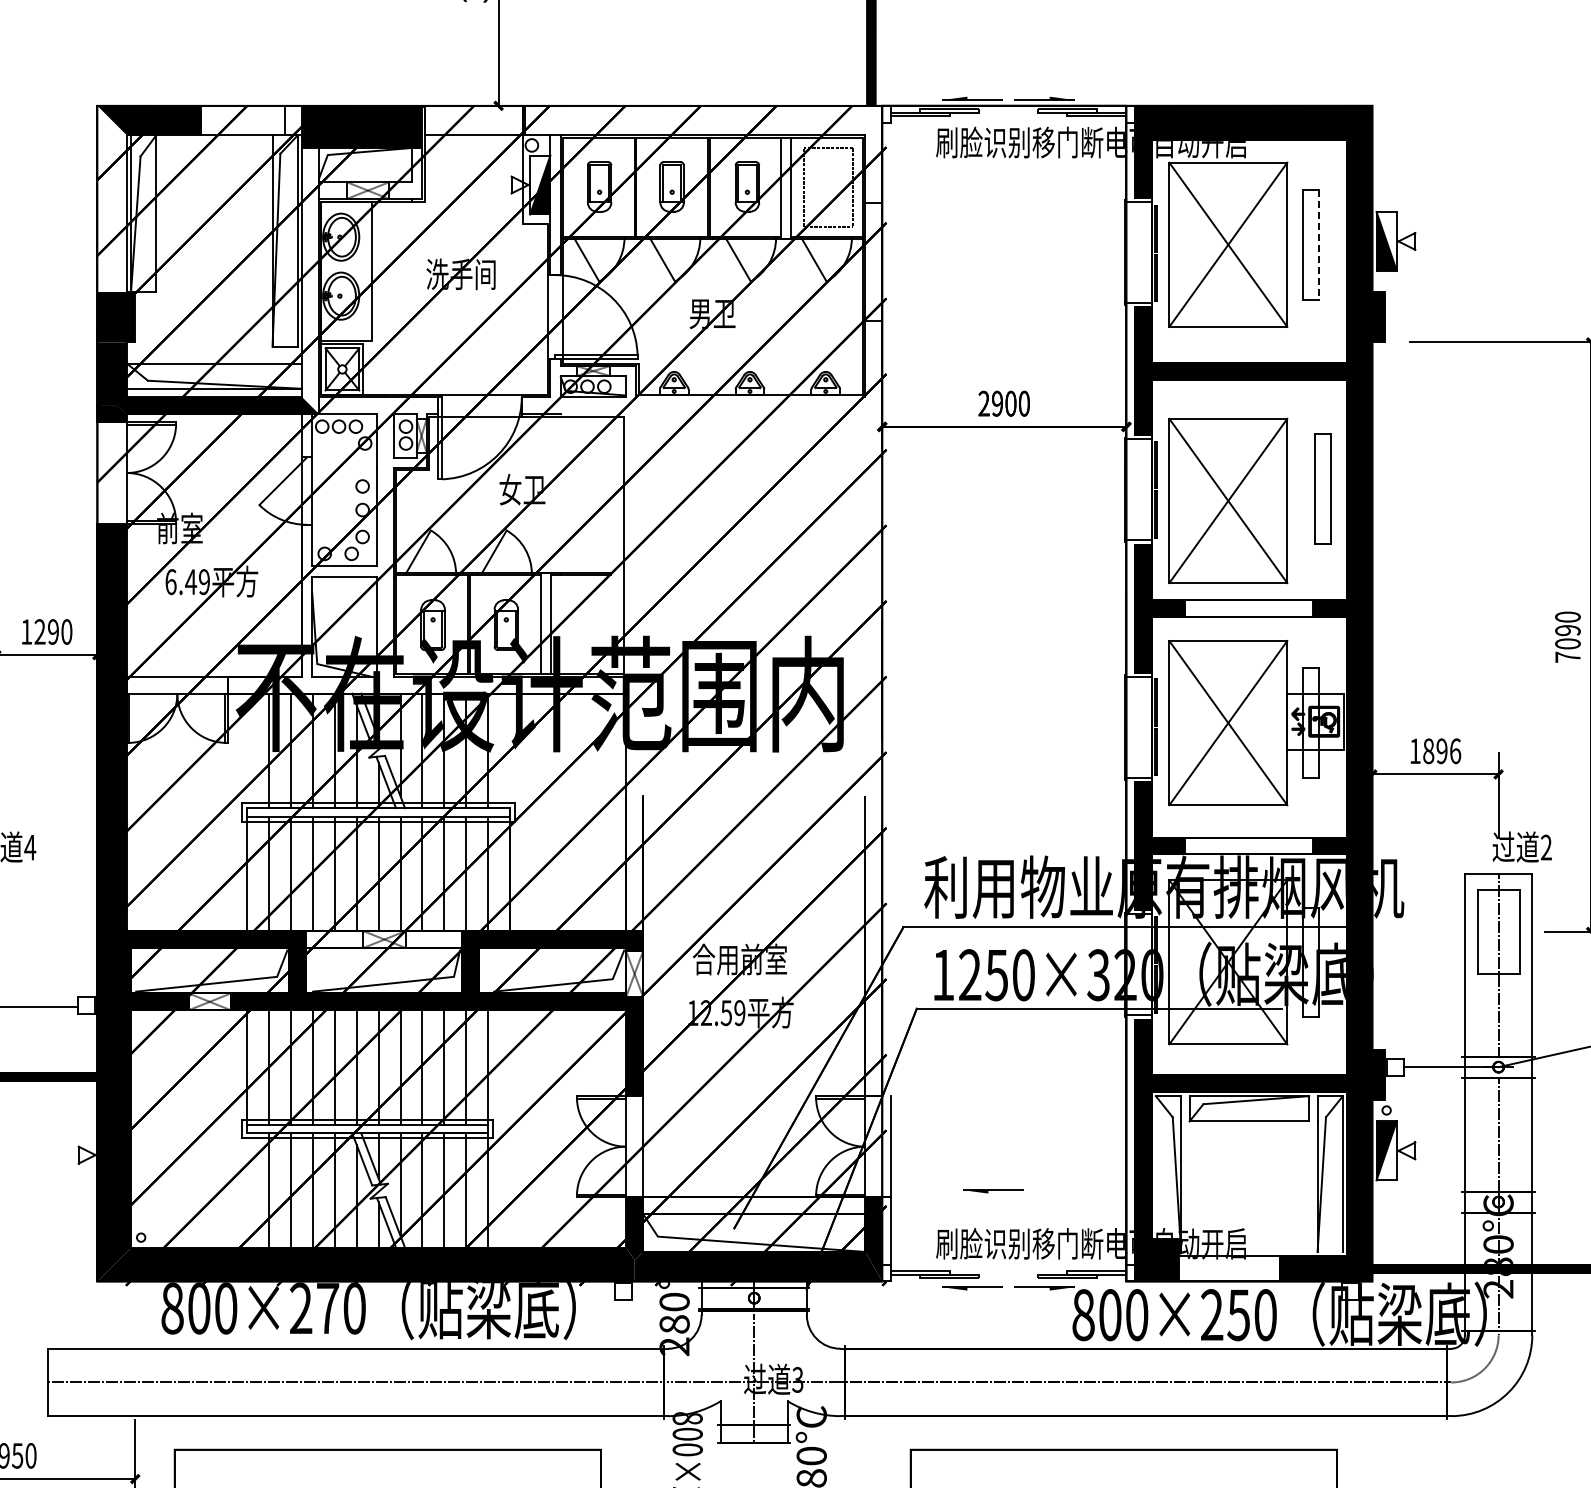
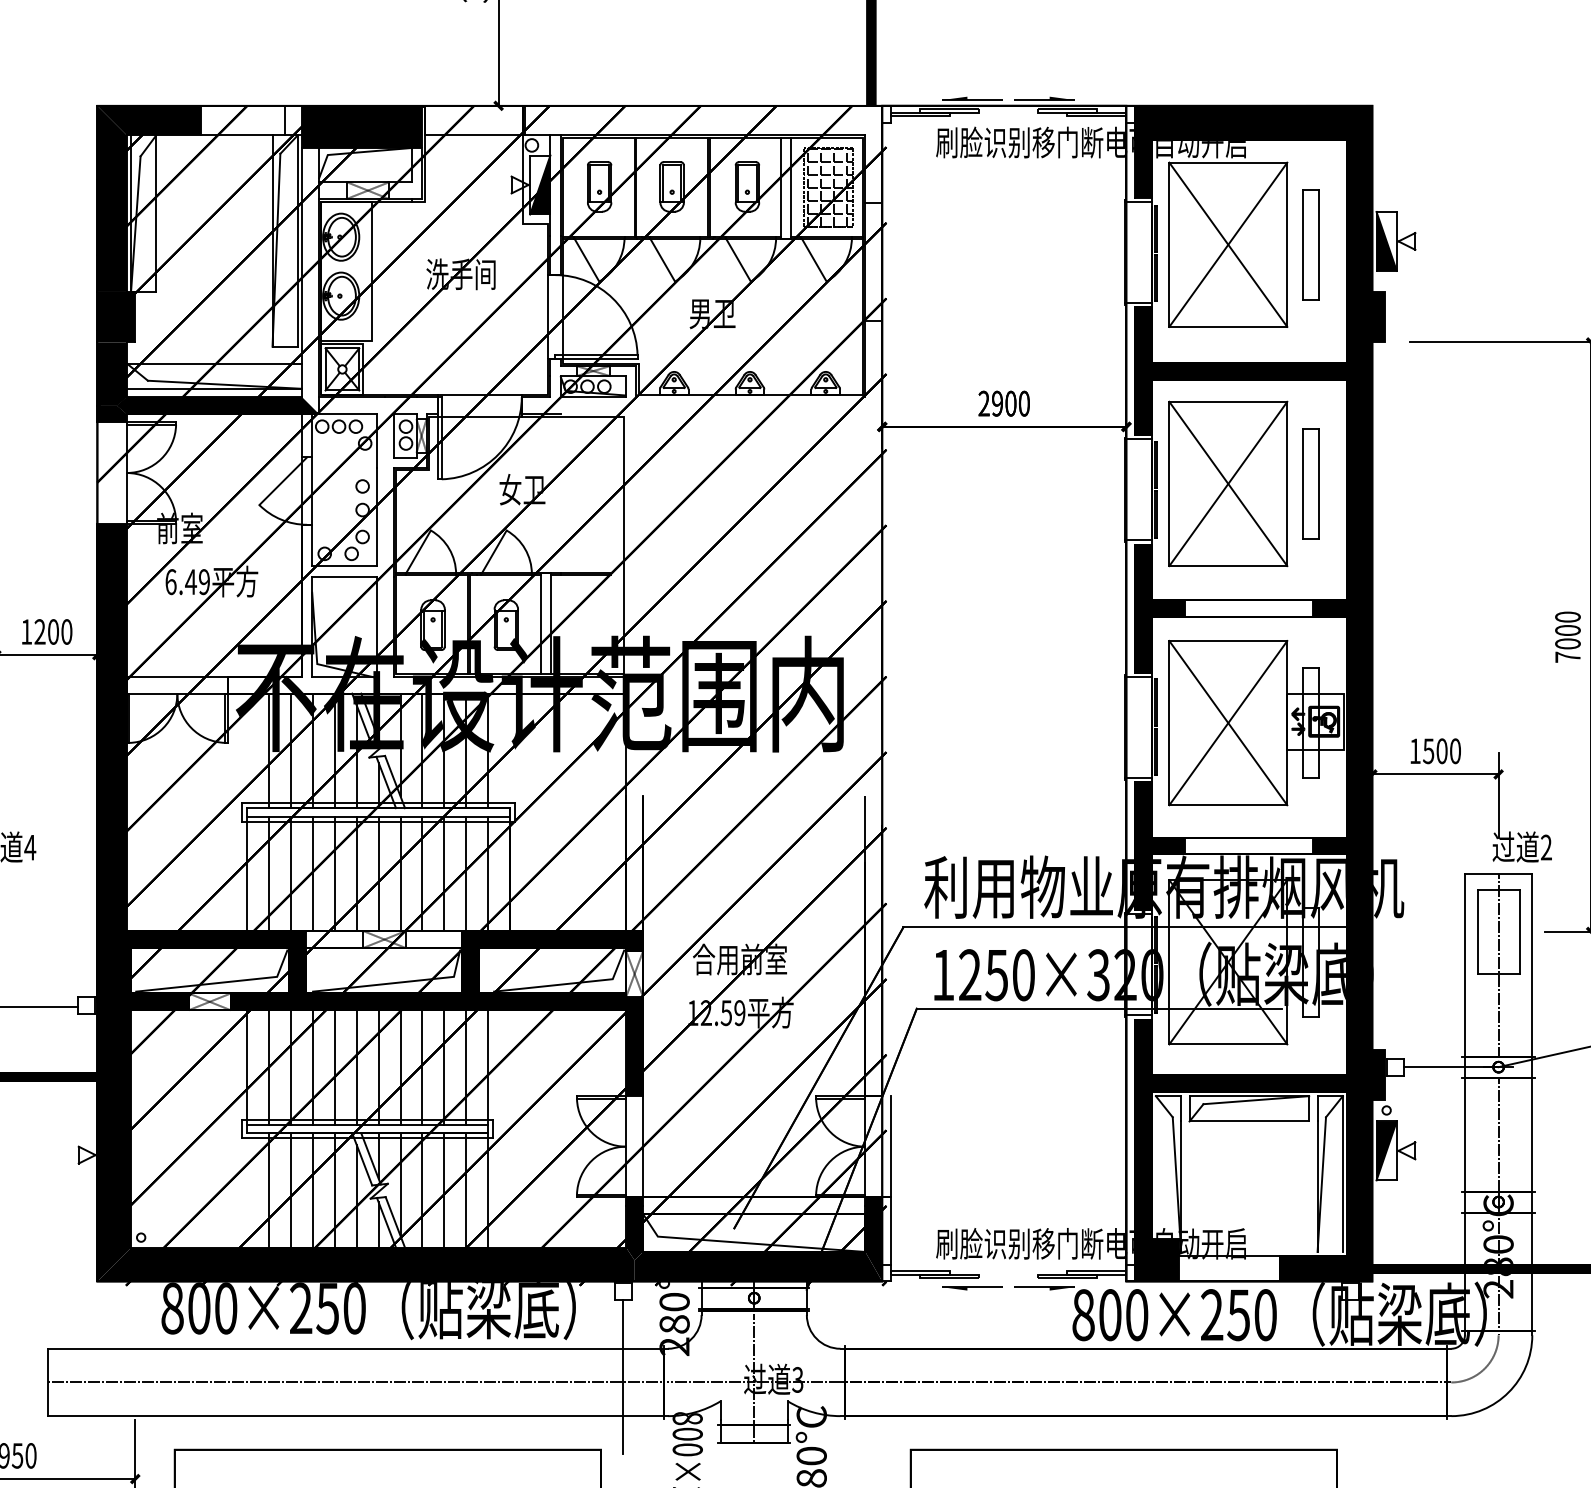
hatch: none -> present (827, 187)
fill: none -> present (111, 198)
line: dashed -> solid (1319, 244)
part position: (1322, 488) -> (1310, 483) (1310, 483)
part position: (1228, 500) -> (1228, 483) (1228, 483)
text: 7090 -> 7000 (1567, 630)
text: 1290 -> 1200 (53, 631)
text: 1896 -> 1500 (1442, 751)
part: present -> none (993, 1191)
text: 800×270 -> 800×250 (327, 1308)
line: none -> present (623, 1376)
